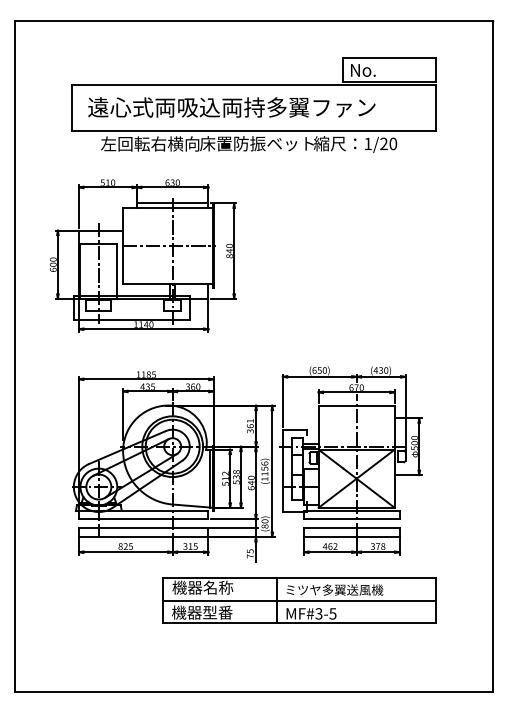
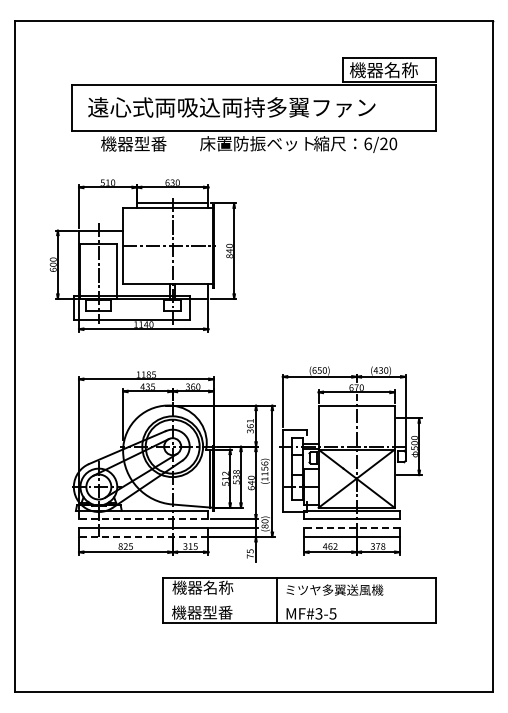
text: No. -> 機器名称 (383, 70)
text: 左回転右横向 -> 機器型番 (150, 143)
text: 1/20 -> 6/20 (368, 143)
line: solid -> dashed (143, 519)
line: solid -> dashed (351, 528)
line: solid -> dashed (143, 537)
line: present -> none (299, 600)
